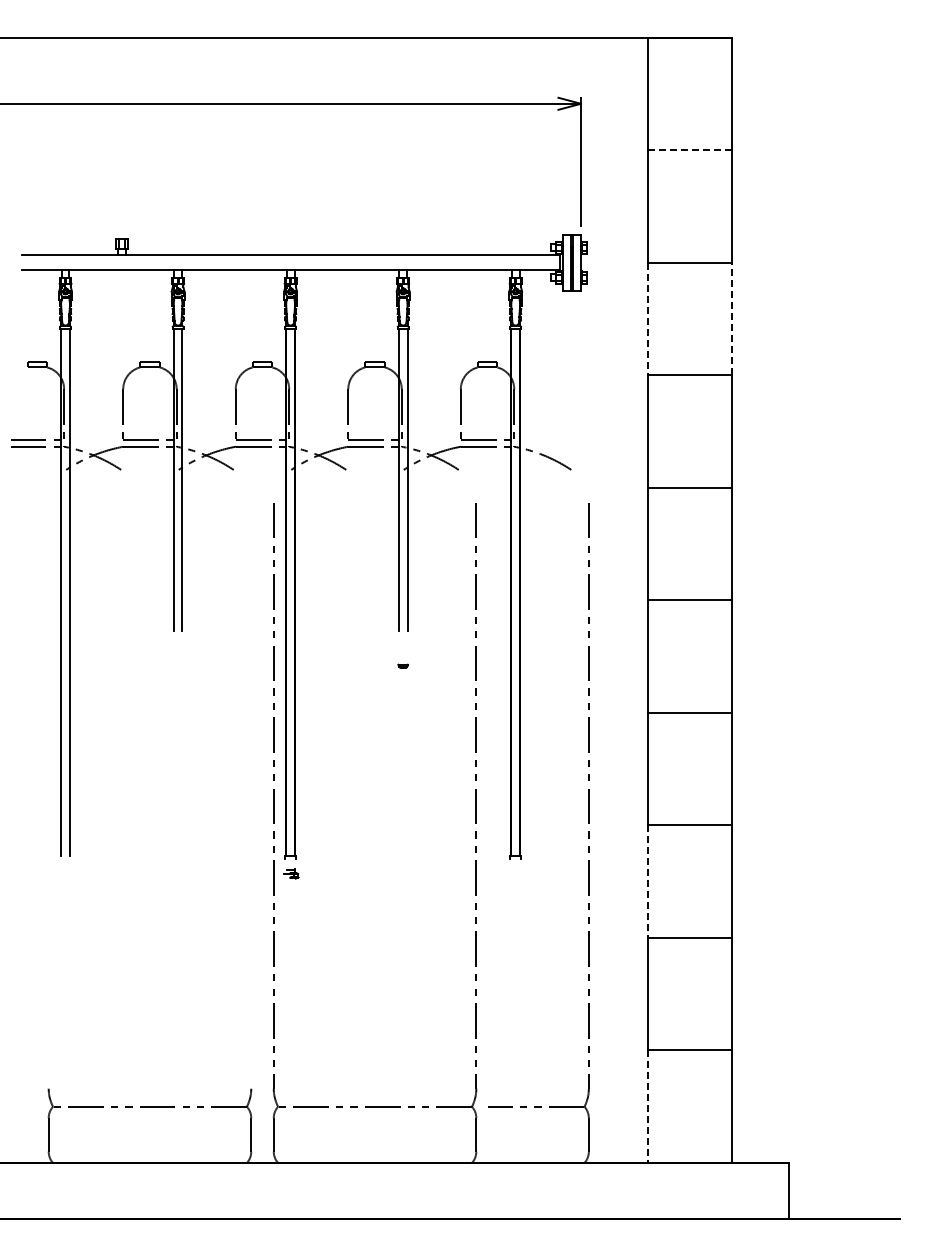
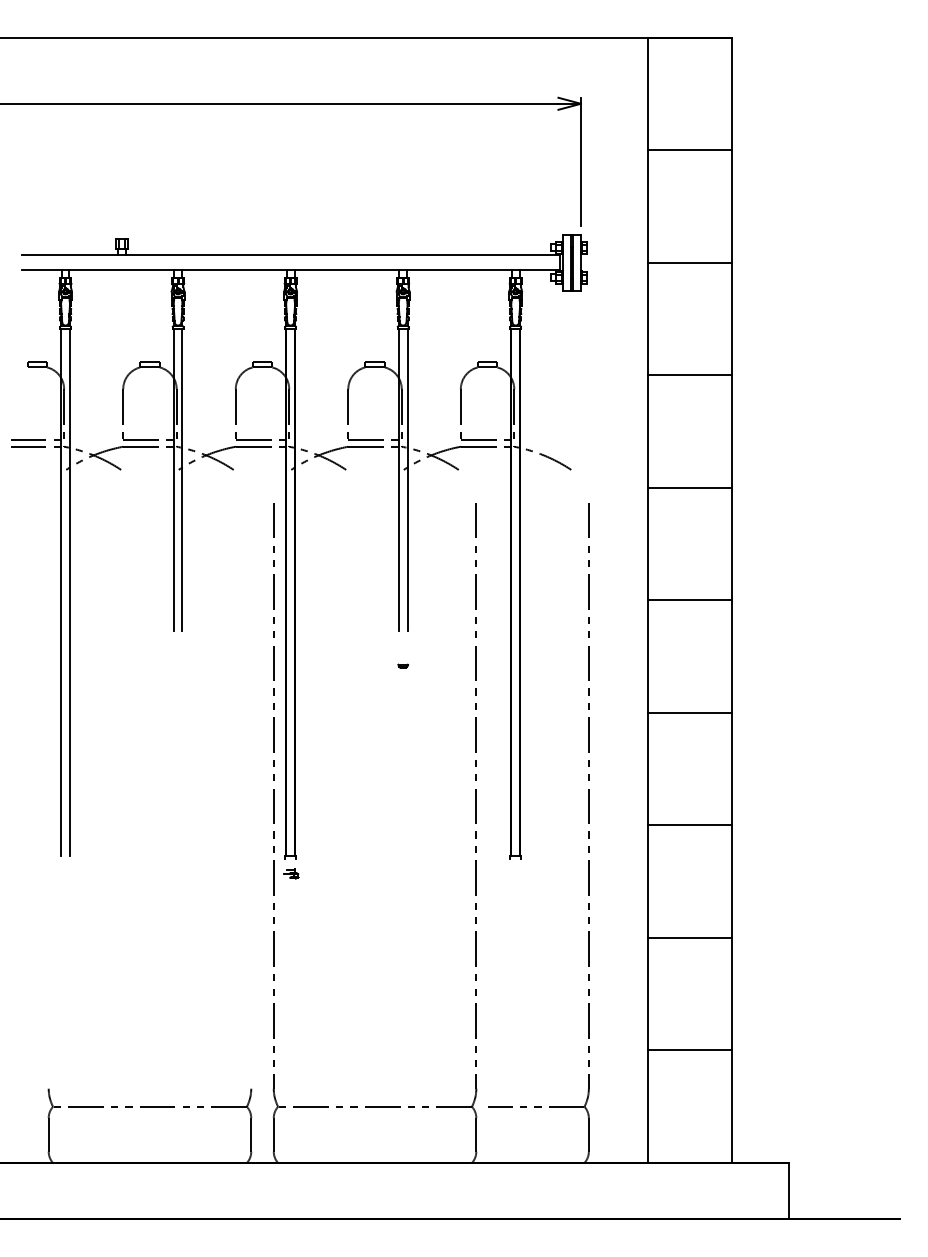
line: dashed -> solid (689, 150)
line: dashed -> solid (732, 318)
line: dashed -> solid (647, 319)
line: dashed -> solid (647, 882)
line: dashed -> solid (647, 1107)
